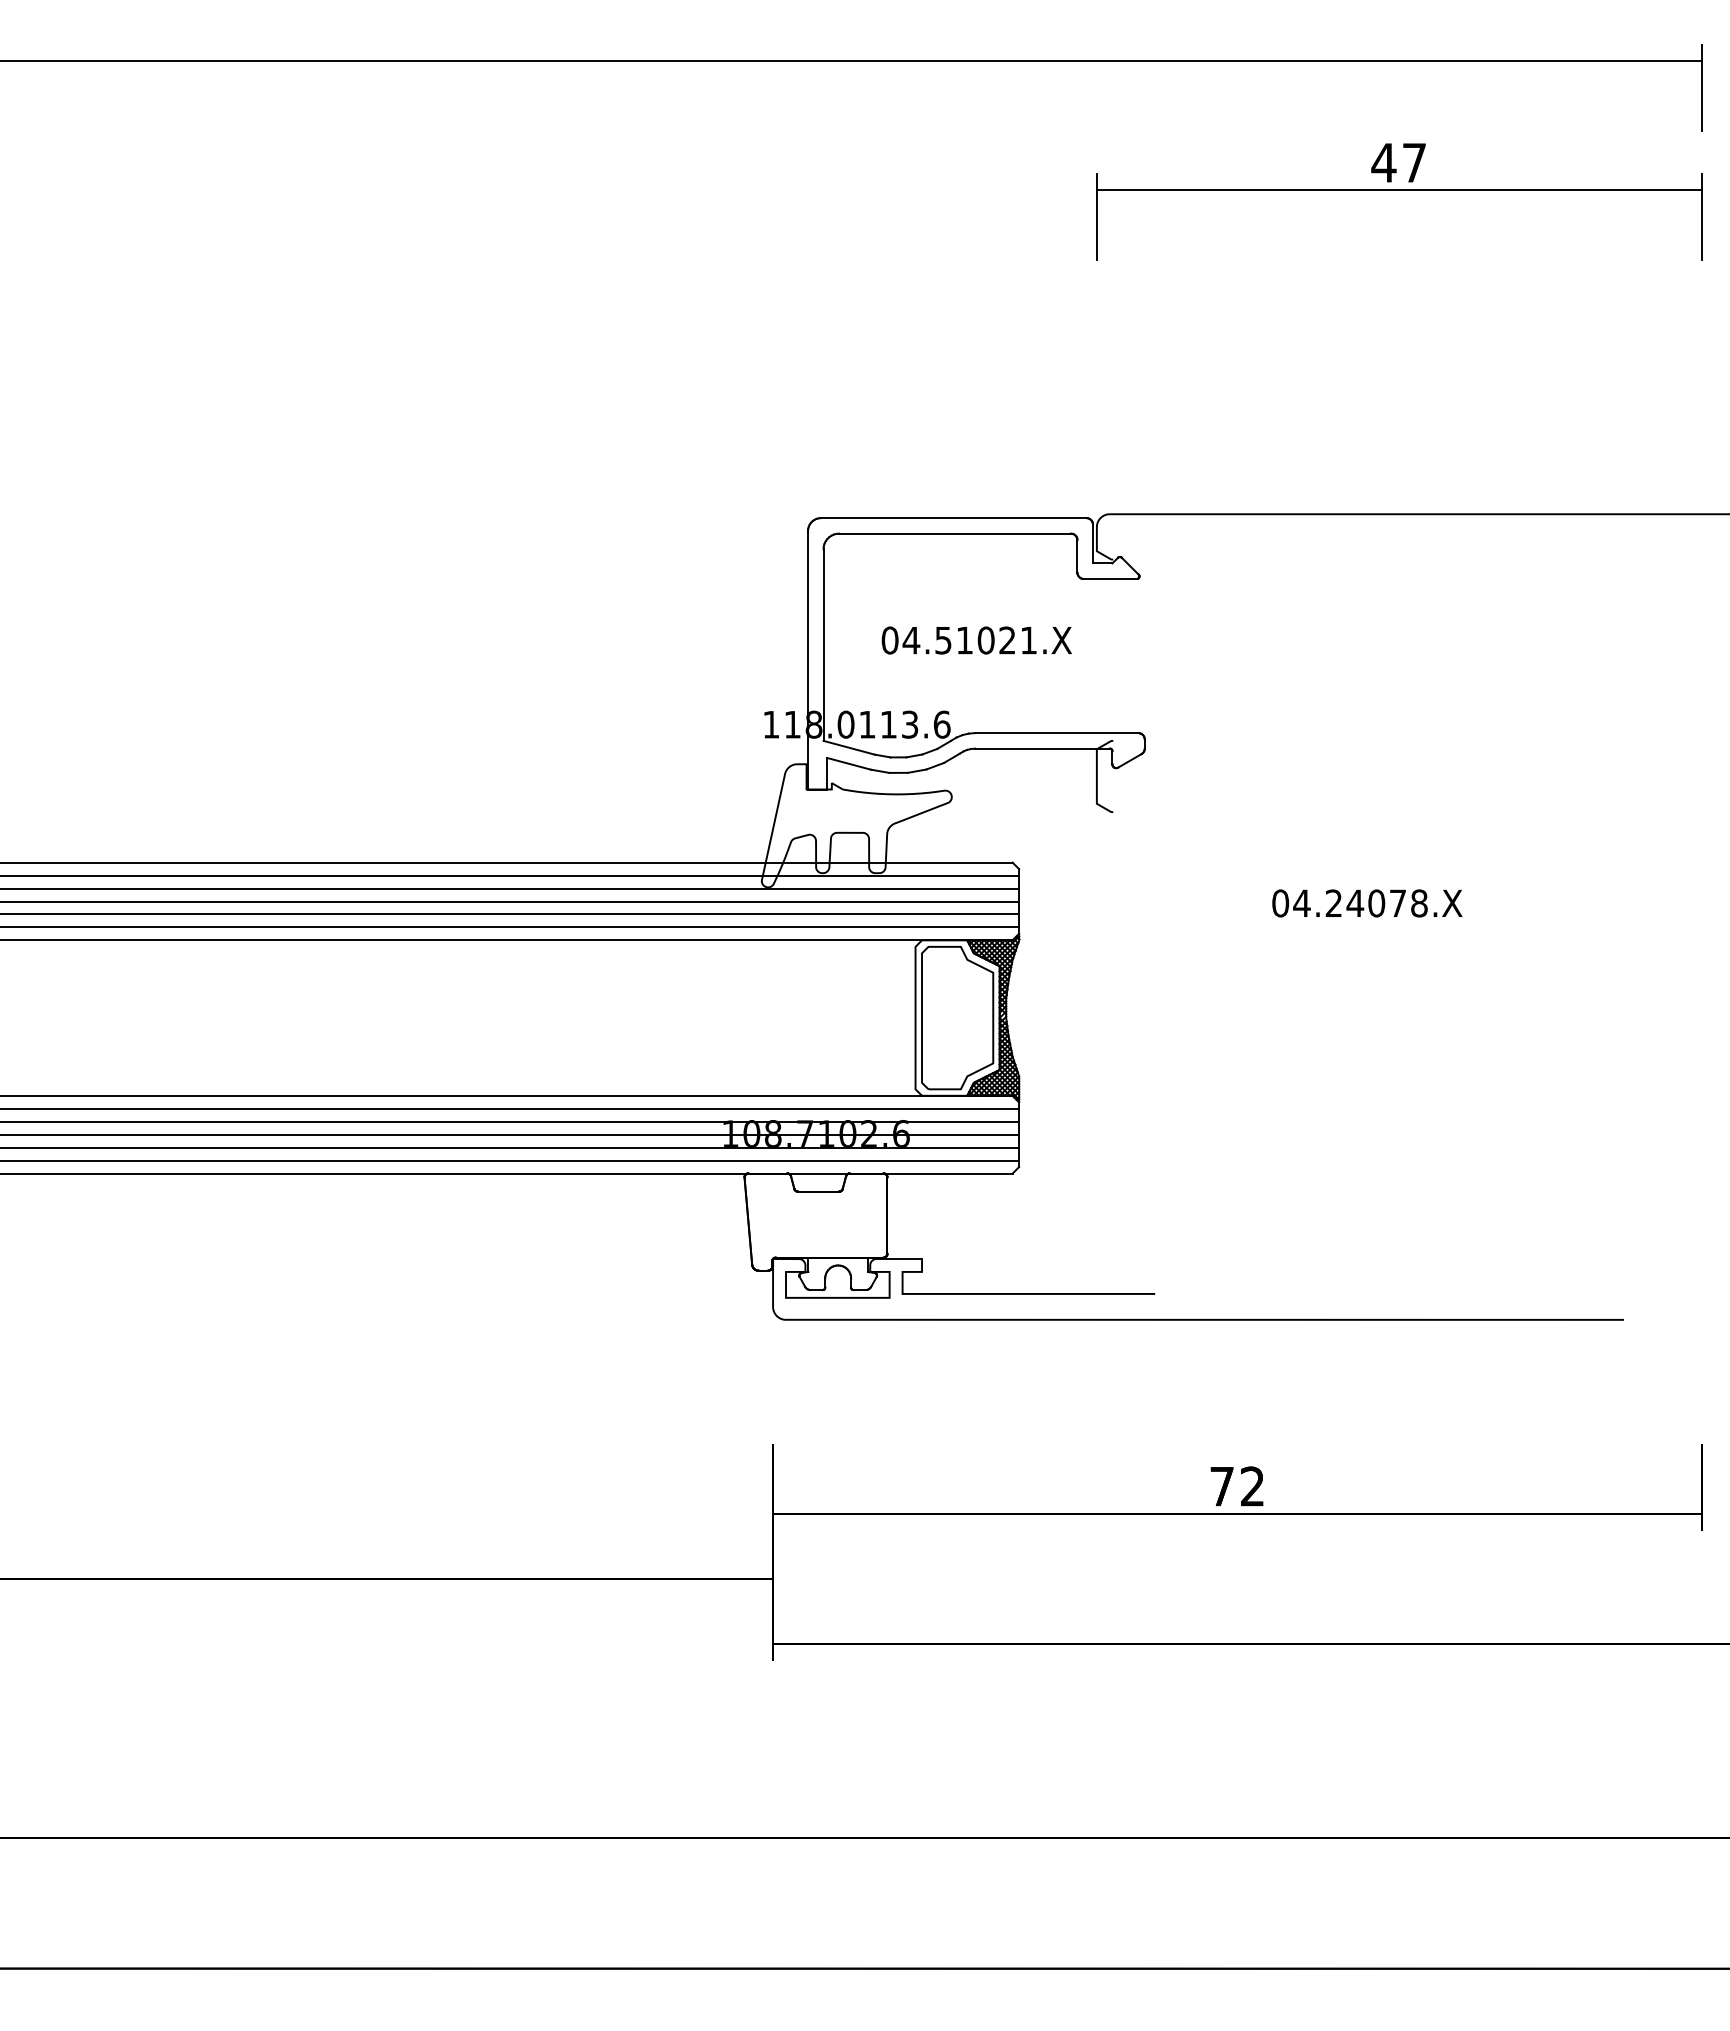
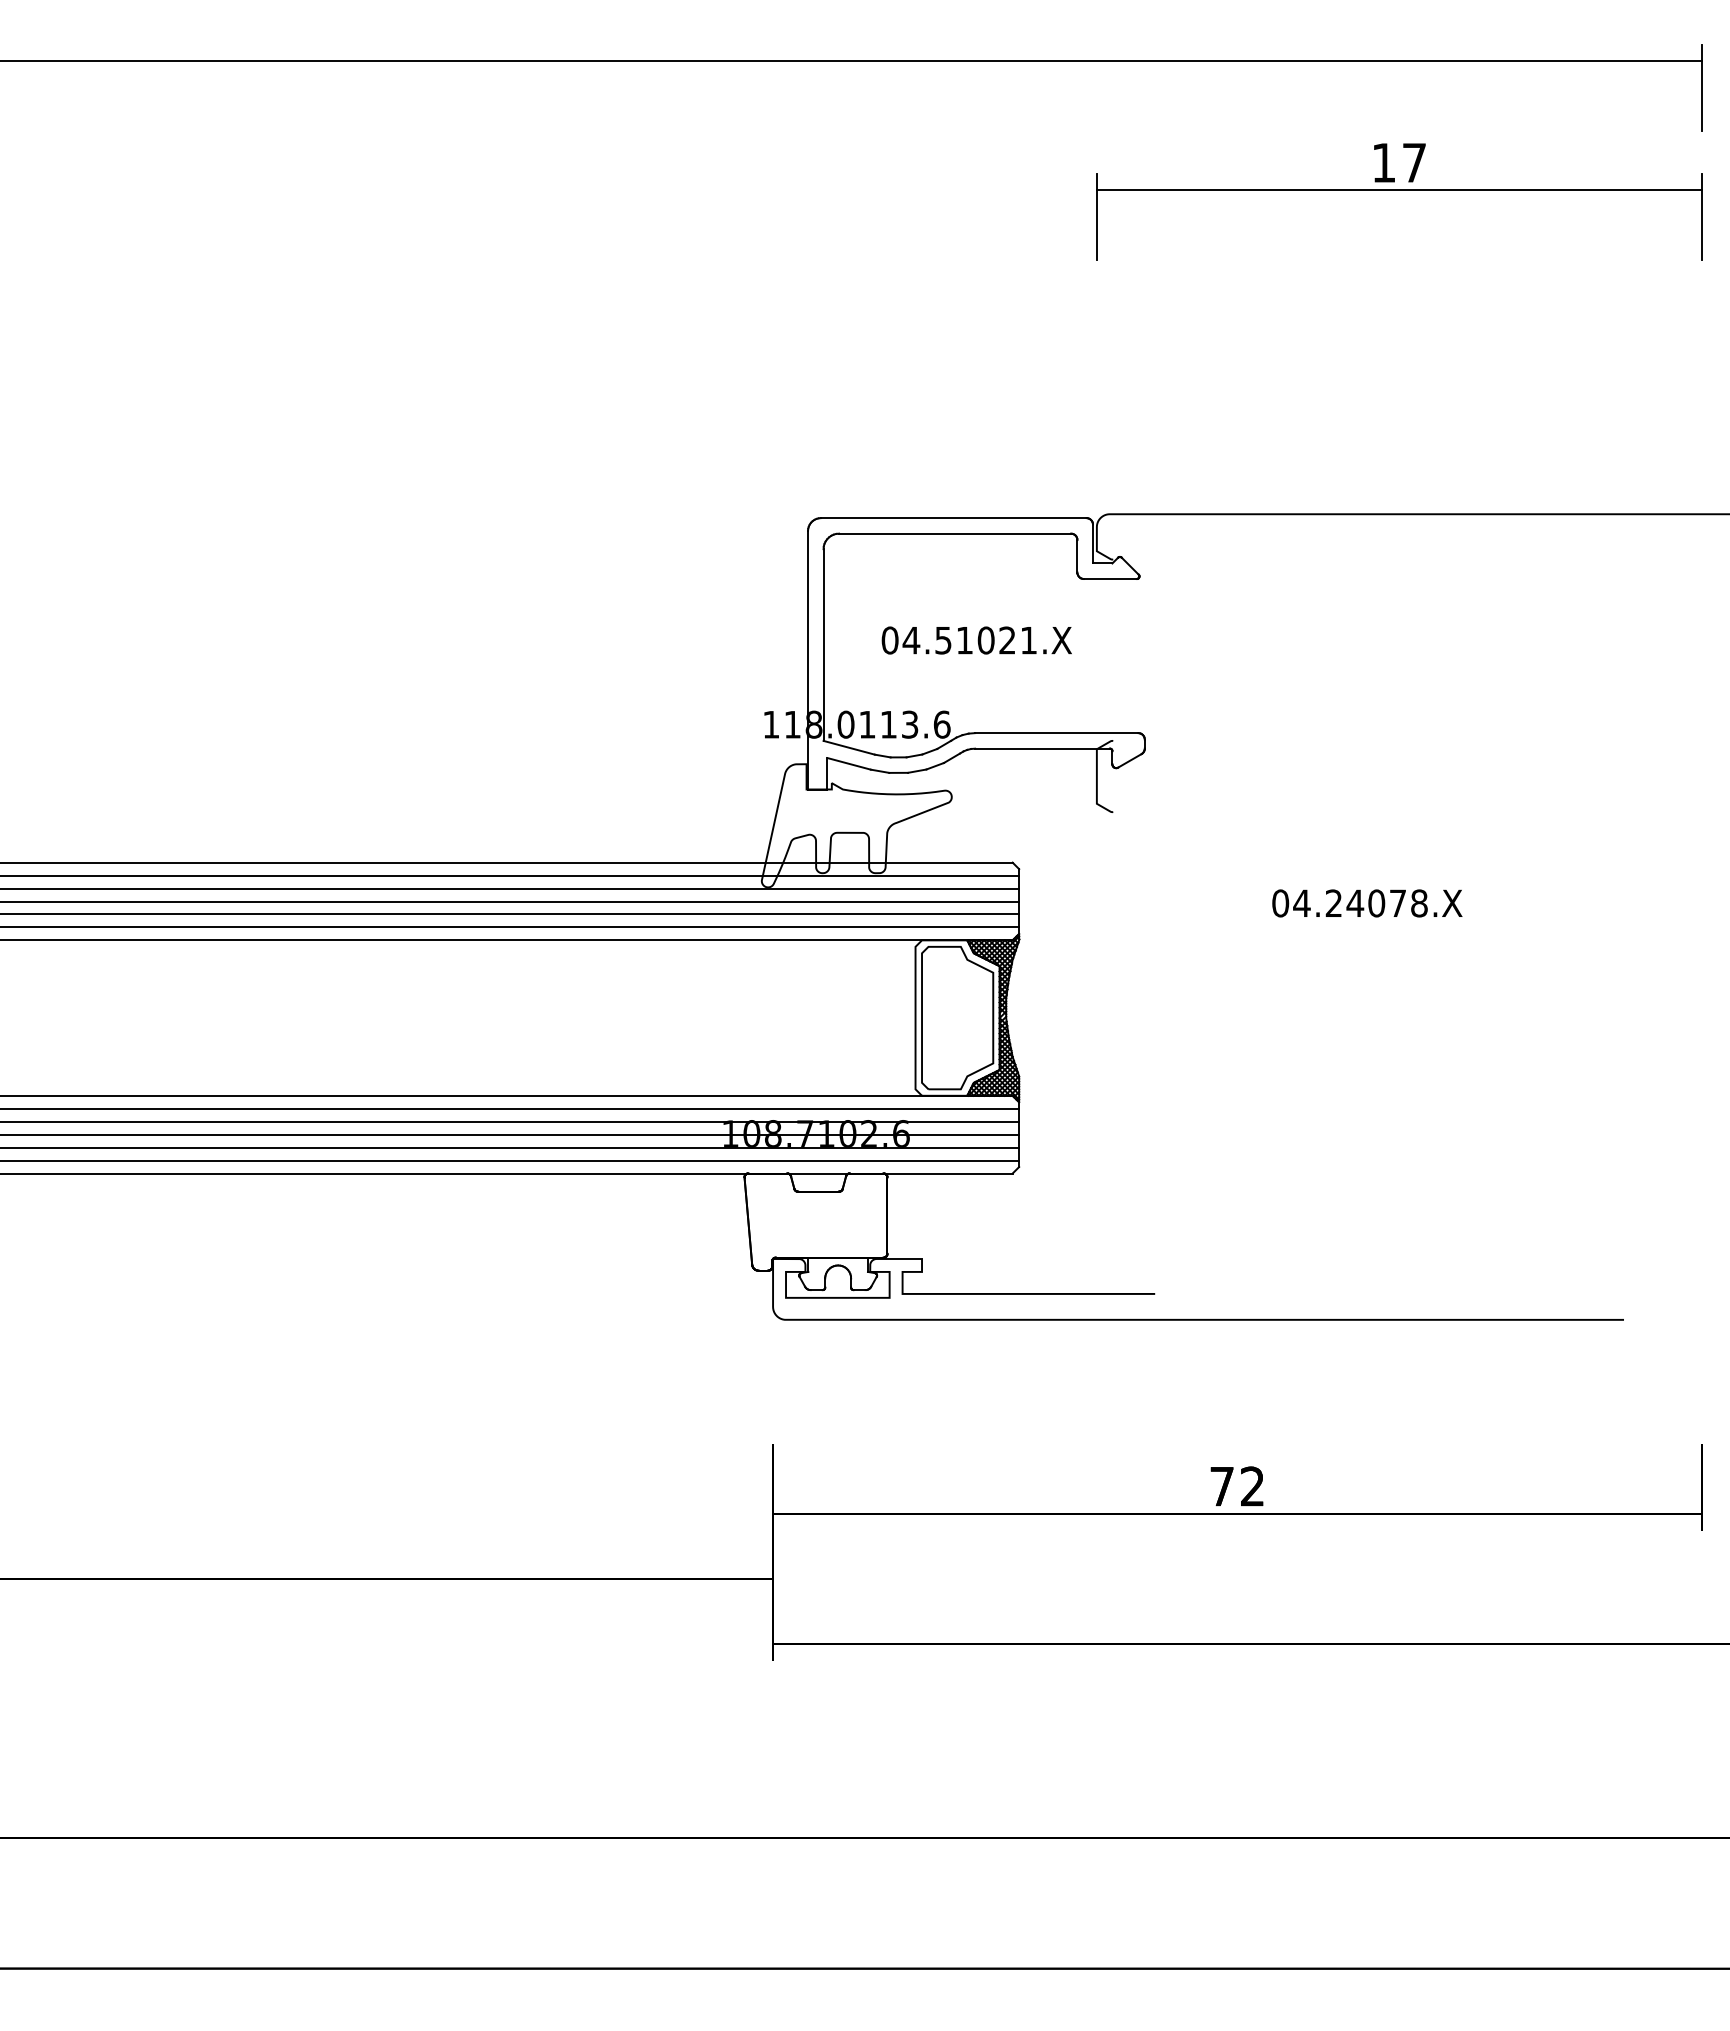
text: 47 -> 17 (1383, 162)
